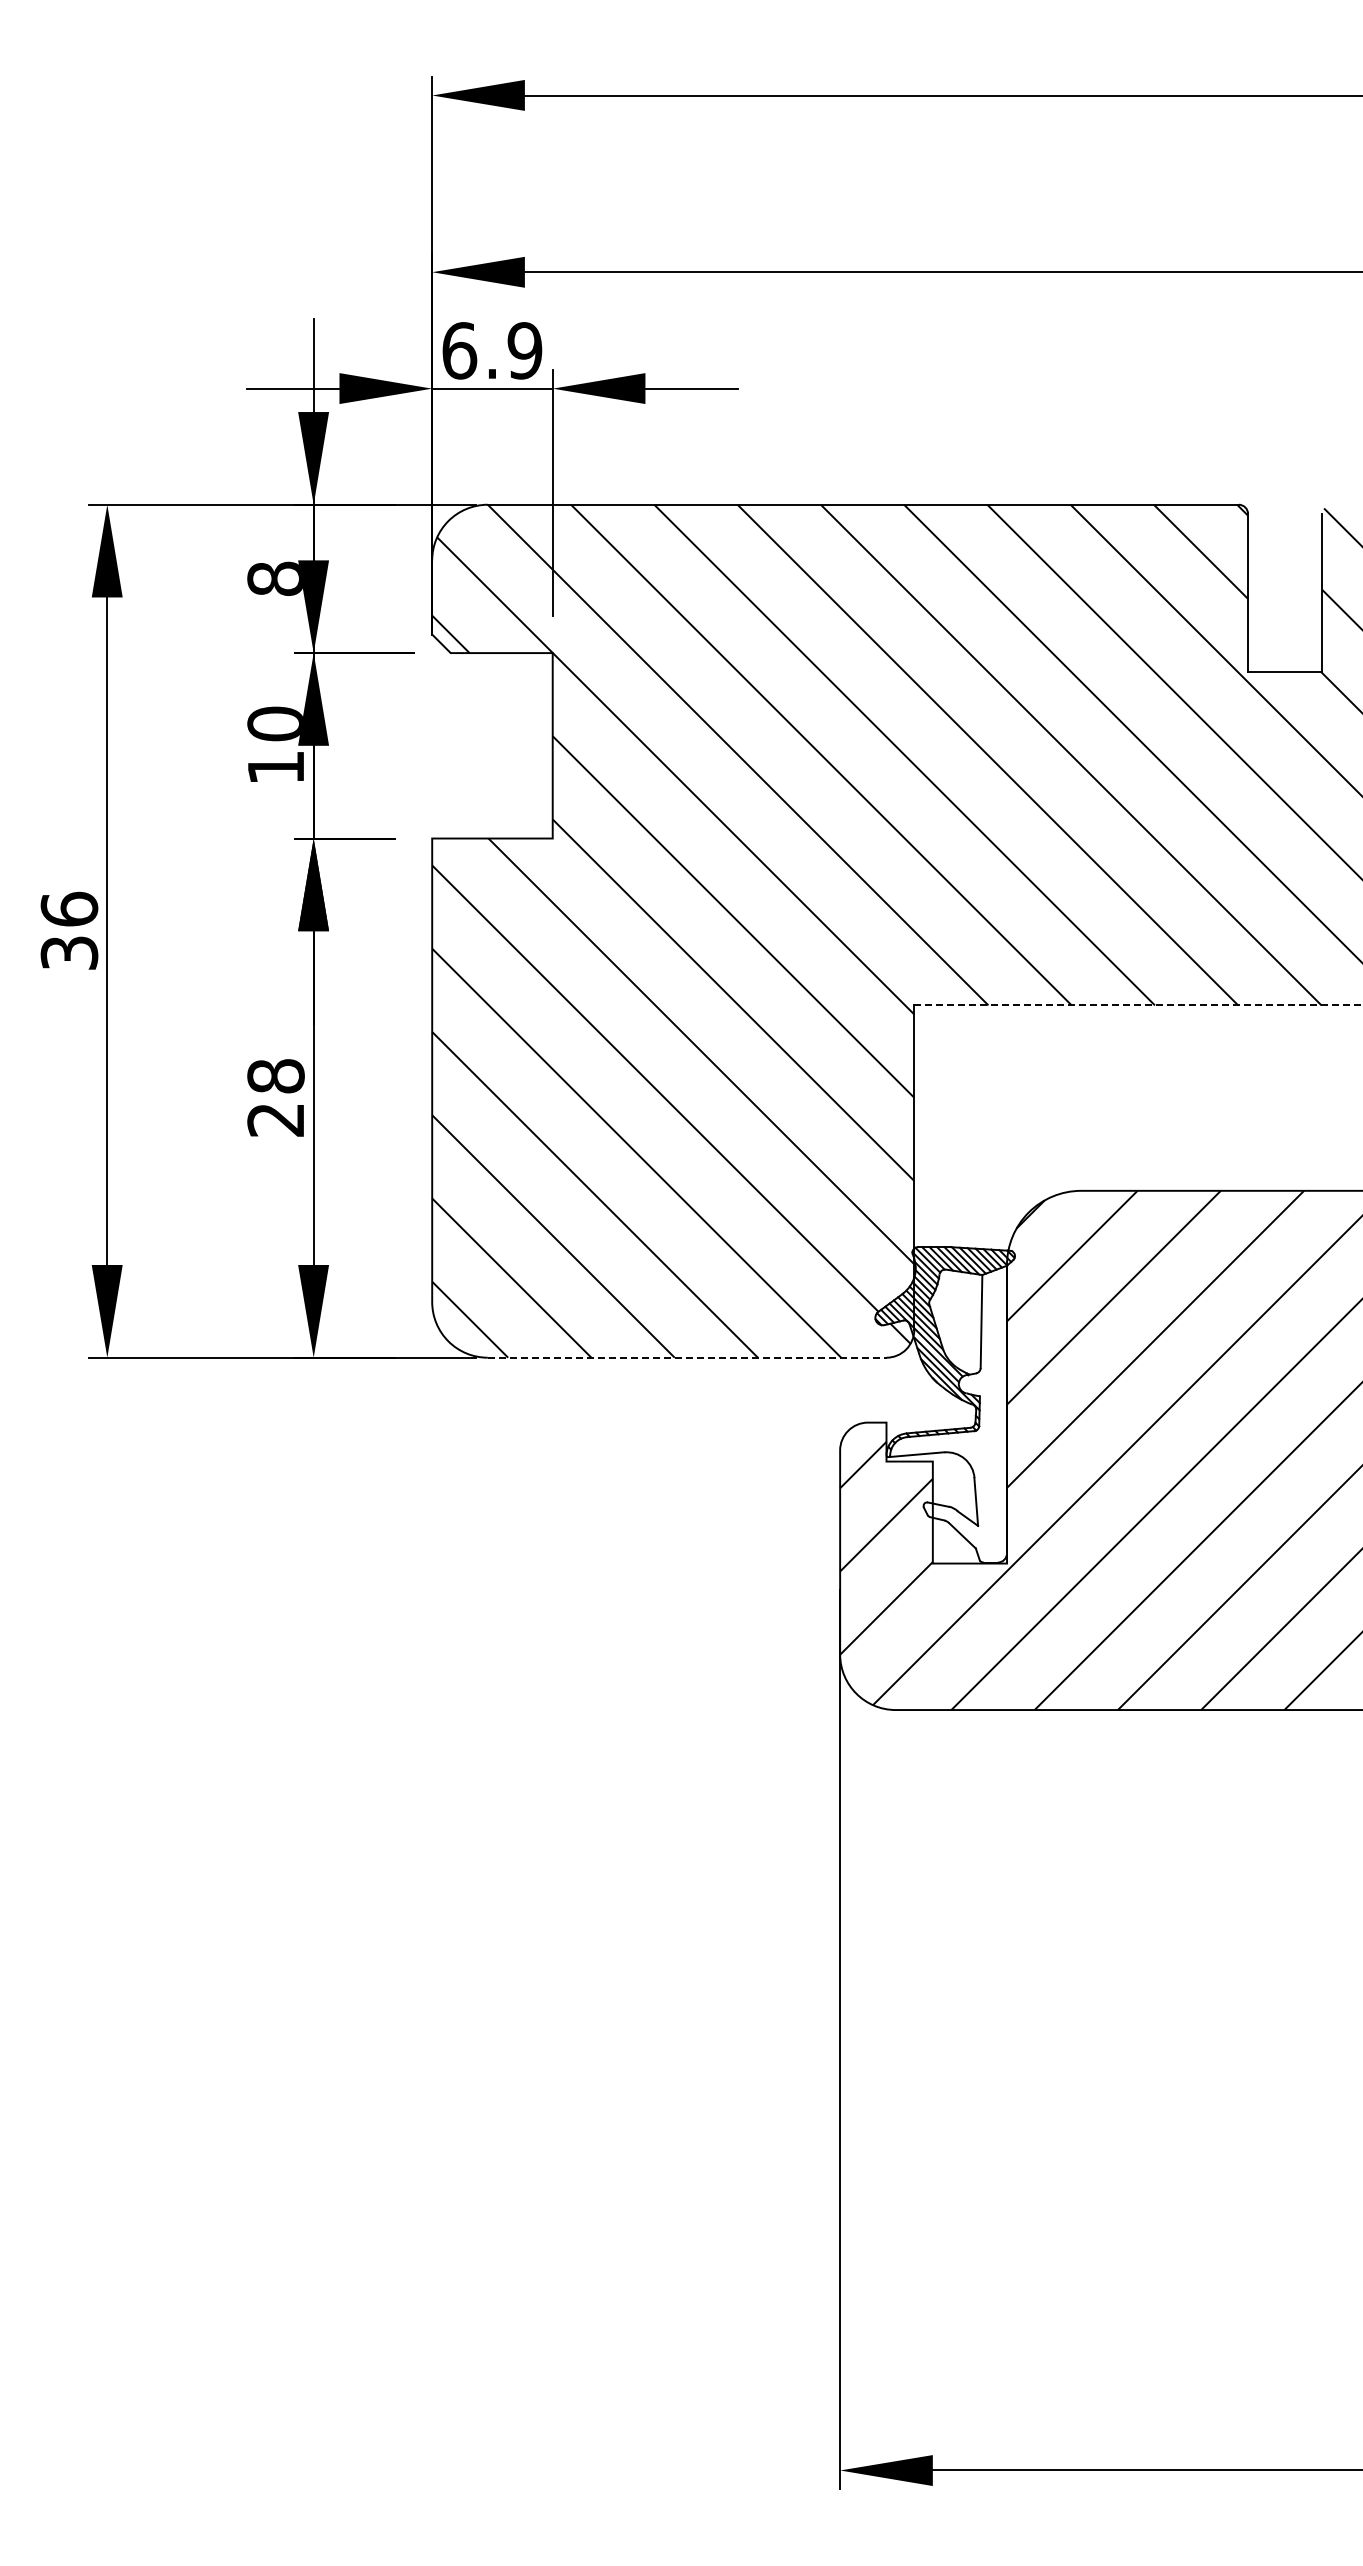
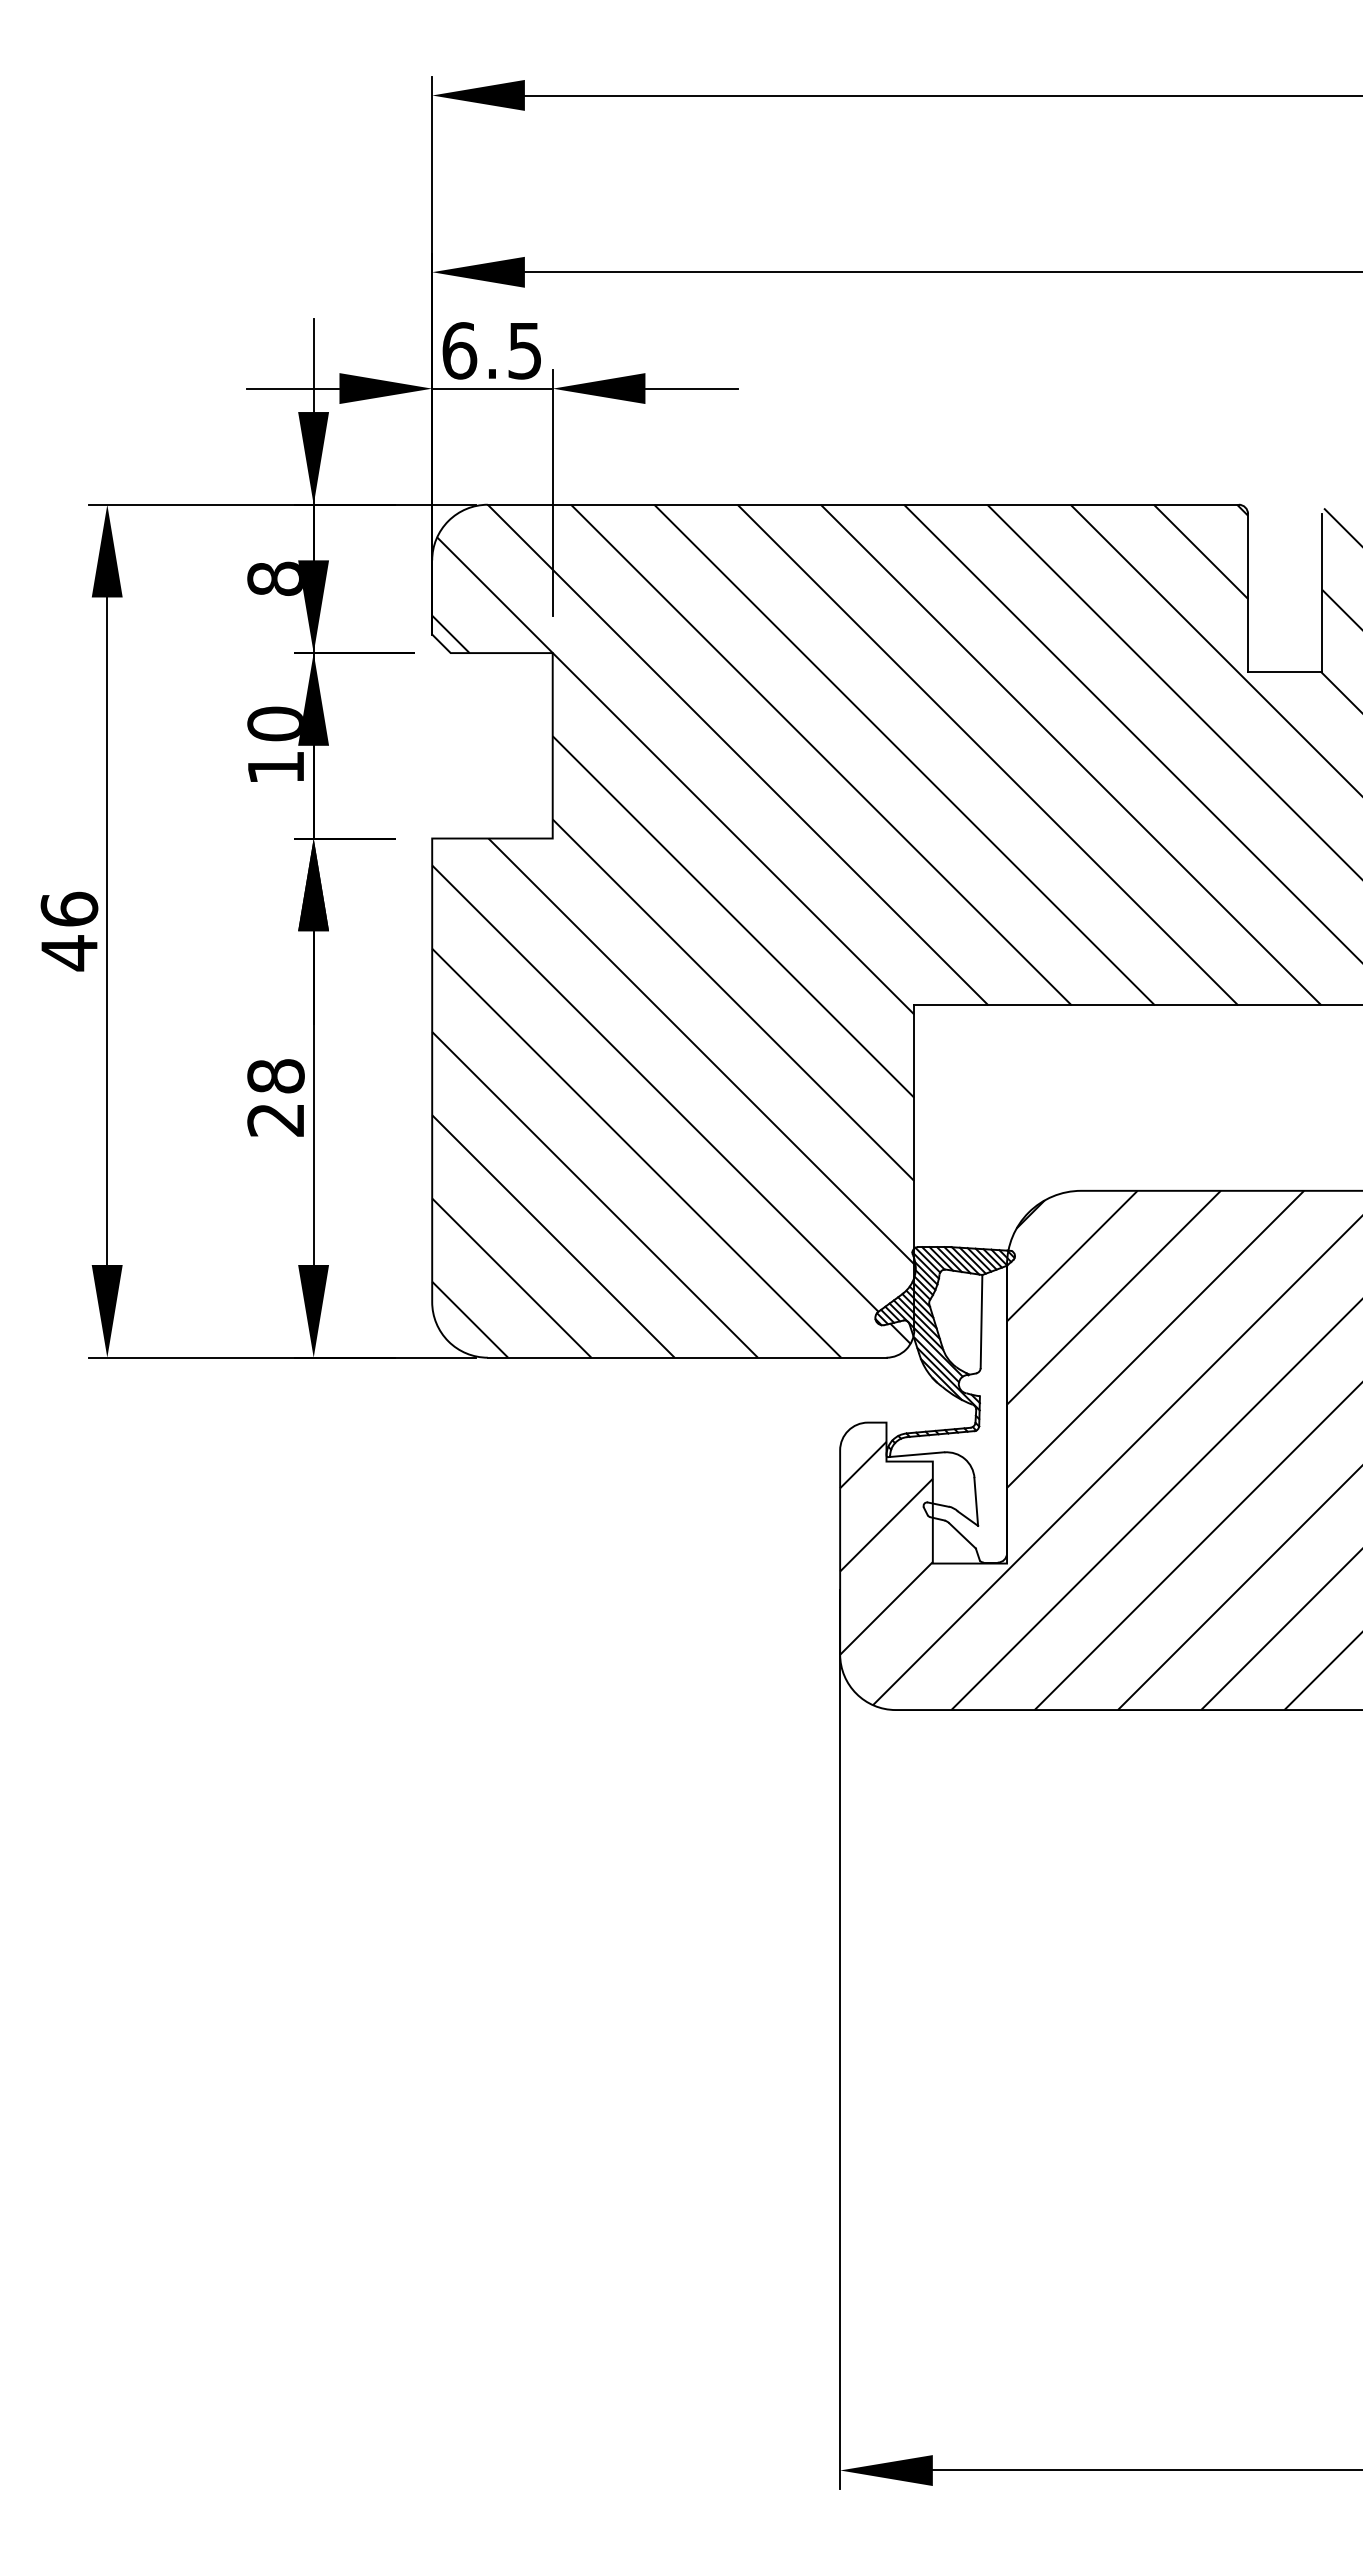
text: 6.9 -> 6.5 (524, 350)
text: 36 -> 46 (69, 953)
line: dashed -> solid (1138, 1005)
line: dashed -> solid (687, 1357)
